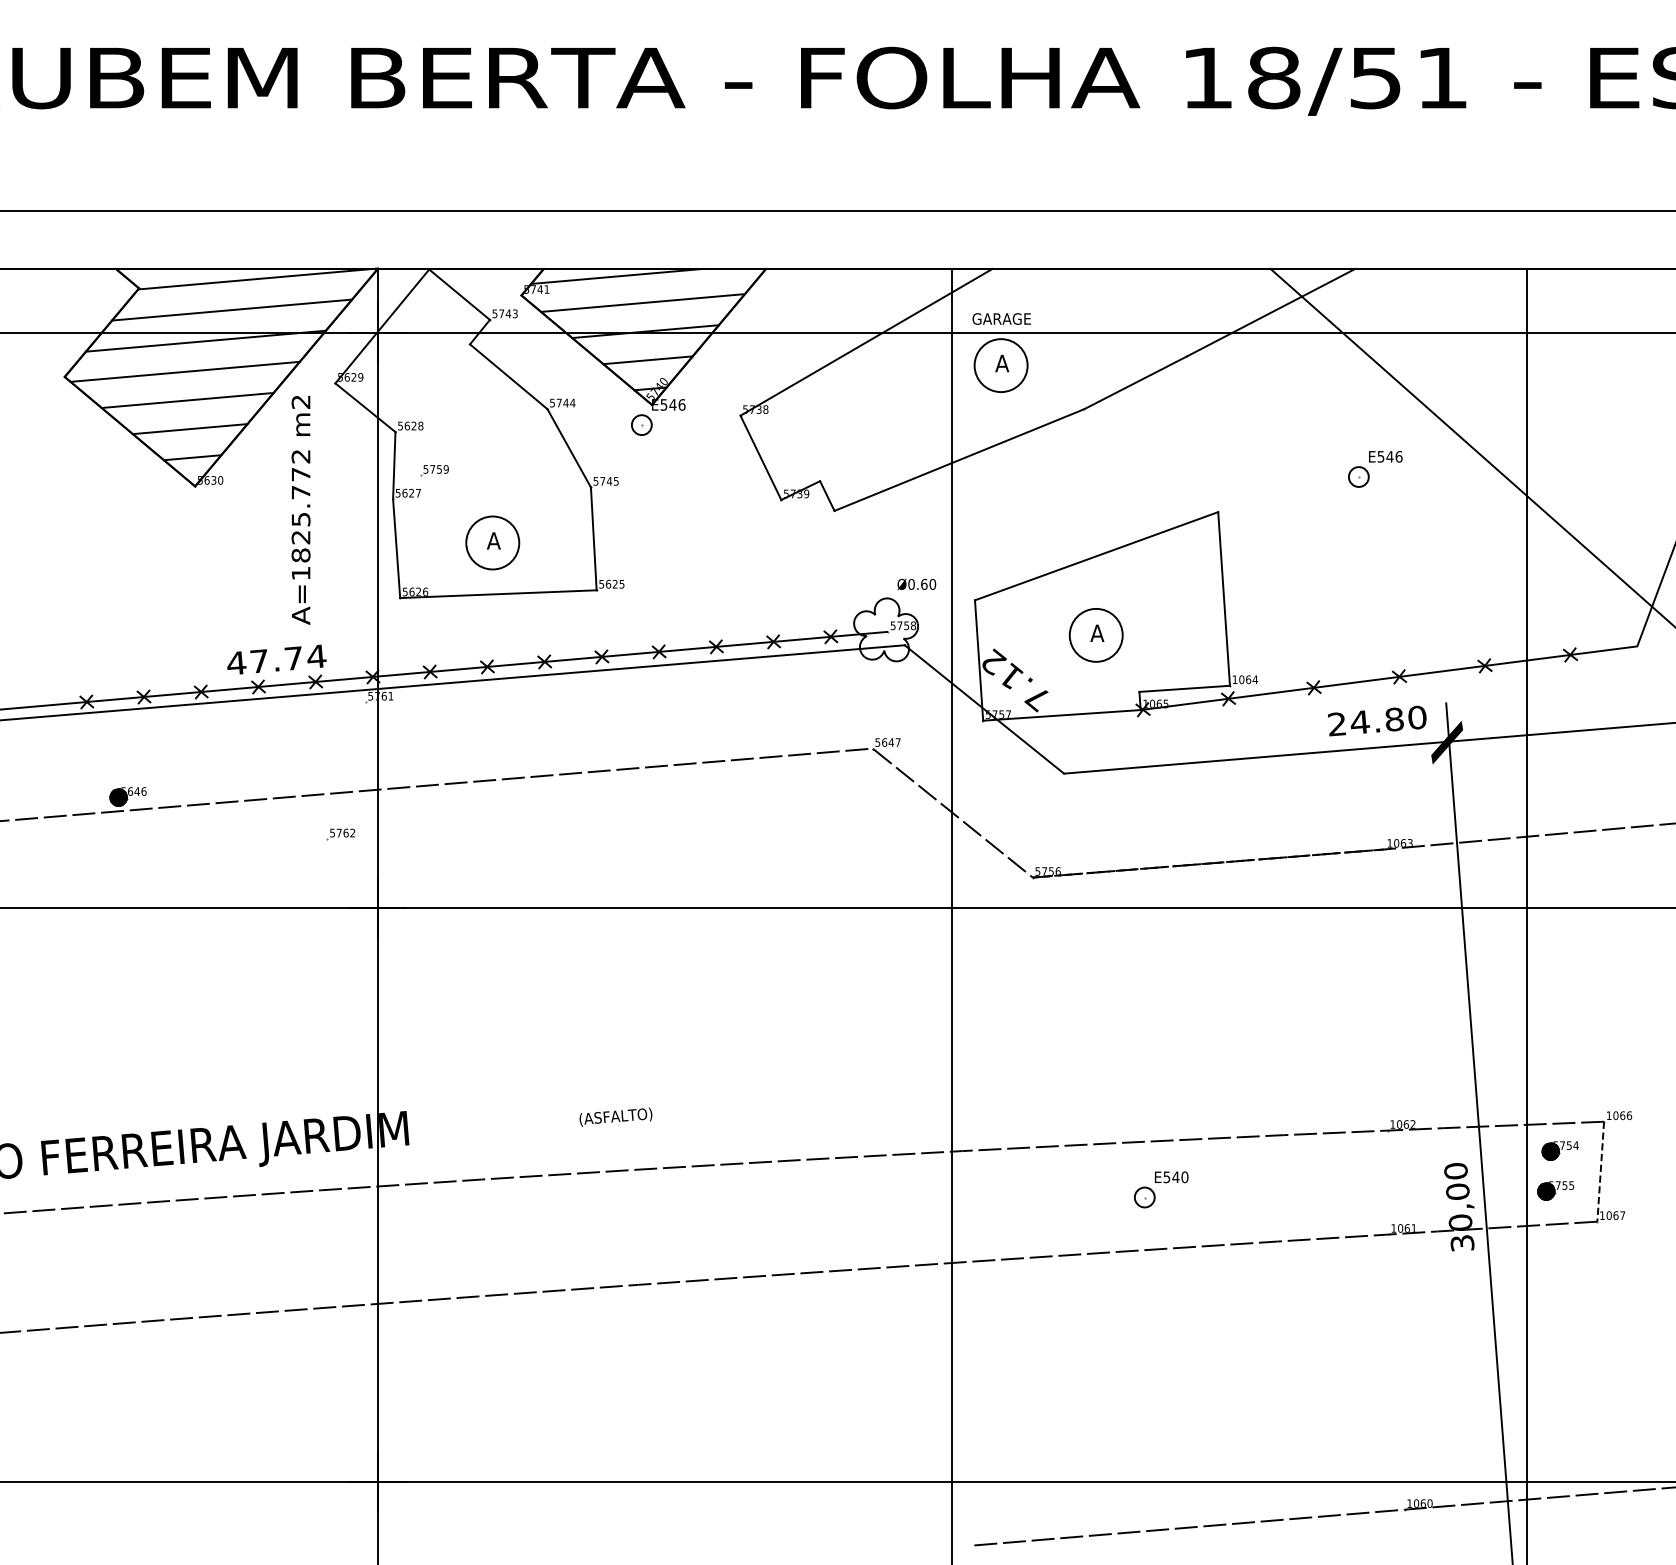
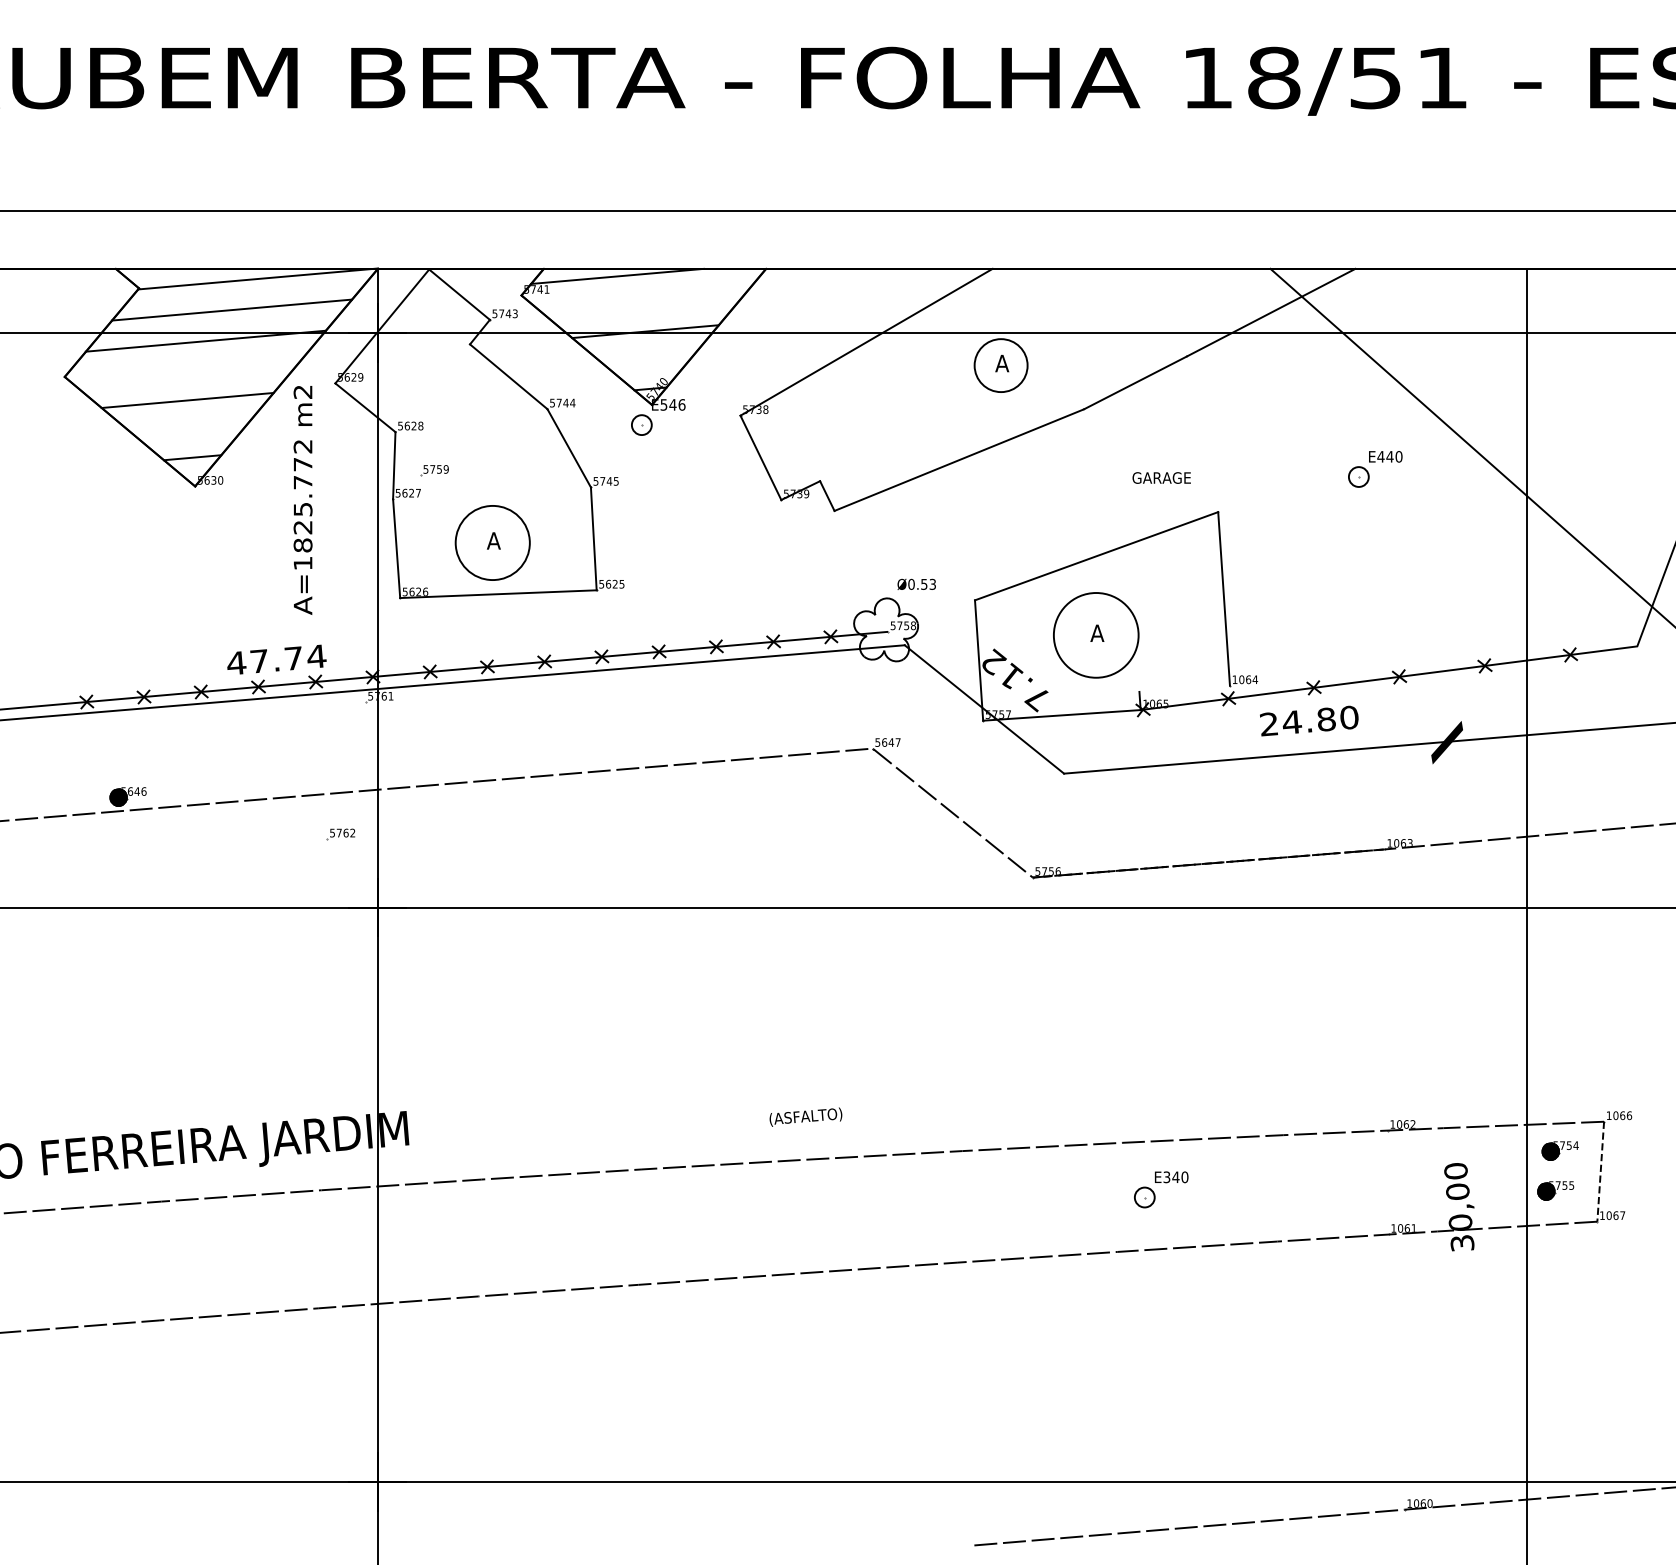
line: present -> none (642, 302)
text position: (1001, 318) -> (1161, 477) (1161, 477)
line: present -> none (647, 360)
line: present -> none (184, 371)
line: present -> none (189, 429)
text: E546 -> E440 (1389, 456)
text position: (300, 510) -> (302, 500) (302, 500)
circle diameter: 53 px -> 74 px (492, 542)
text: Ø0.60 -> Ø0.53 (928, 583)
circle diameter: 53 px -> 85 px (1095, 635)
line: present -> none (1184, 688)
text position: (1377, 720) -> (1309, 720) (1309, 720)
line: present -> none (952, 914)
text position: (615, 1116) -> (805, 1116) (805, 1116)
line: present -> none (1479, 1132)
text: E540 -> E340 (1166, 1176)
